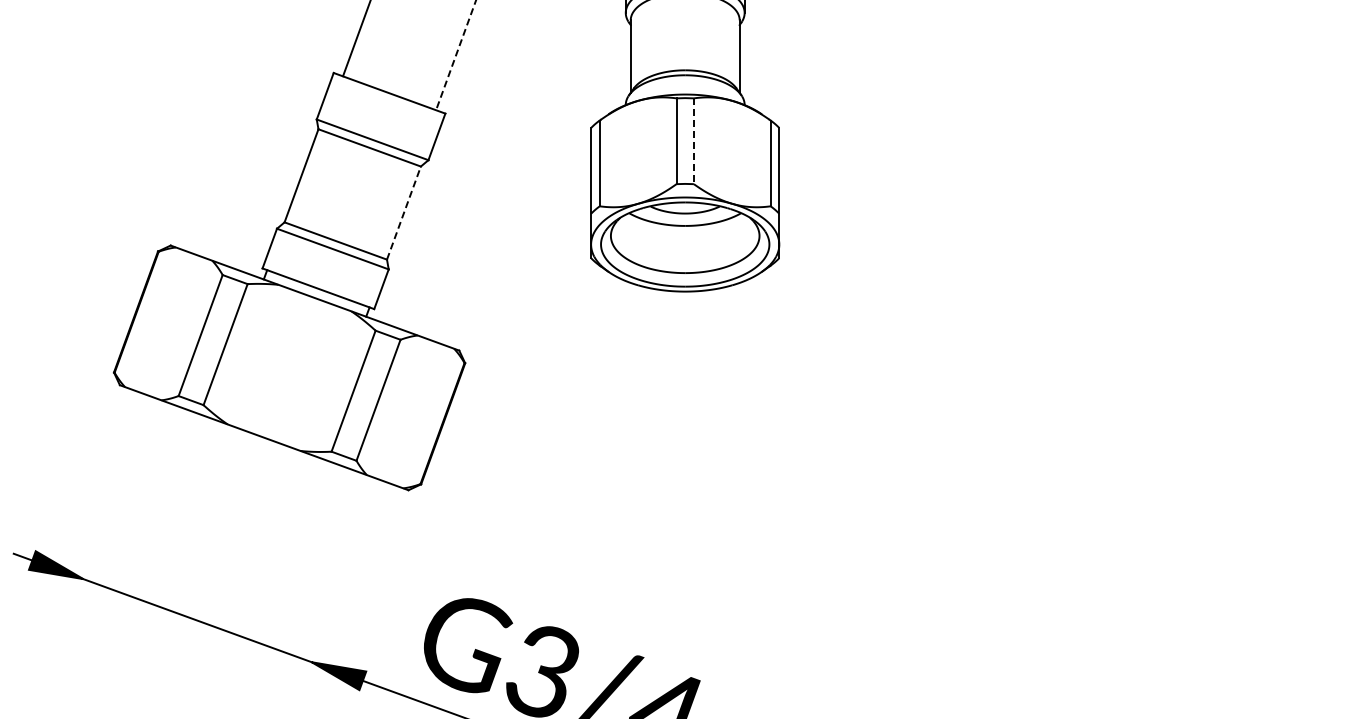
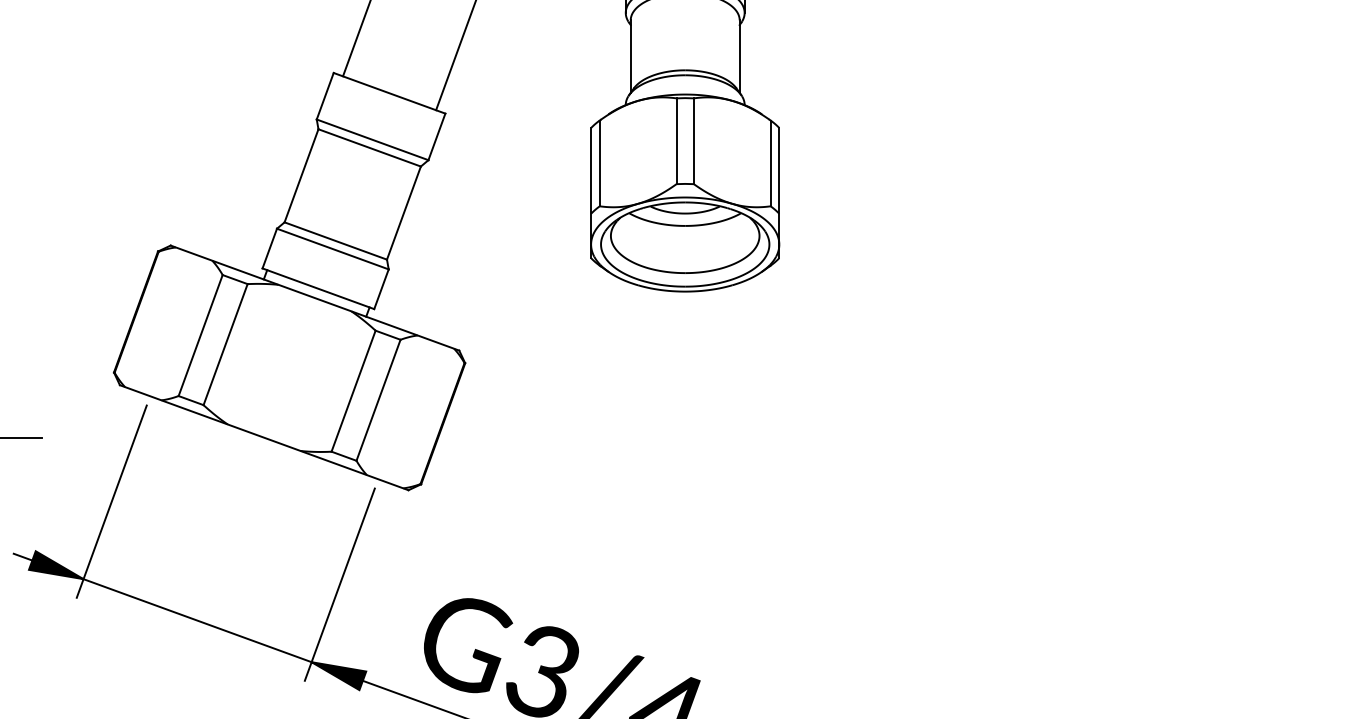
line: dashed -> solid (455, 55)
line: dashed -> solid (693, 141)
line: dashed -> solid (403, 213)
line: none -> present (21, 437)
line: none -> present (111, 501)
line: none -> present (339, 584)
